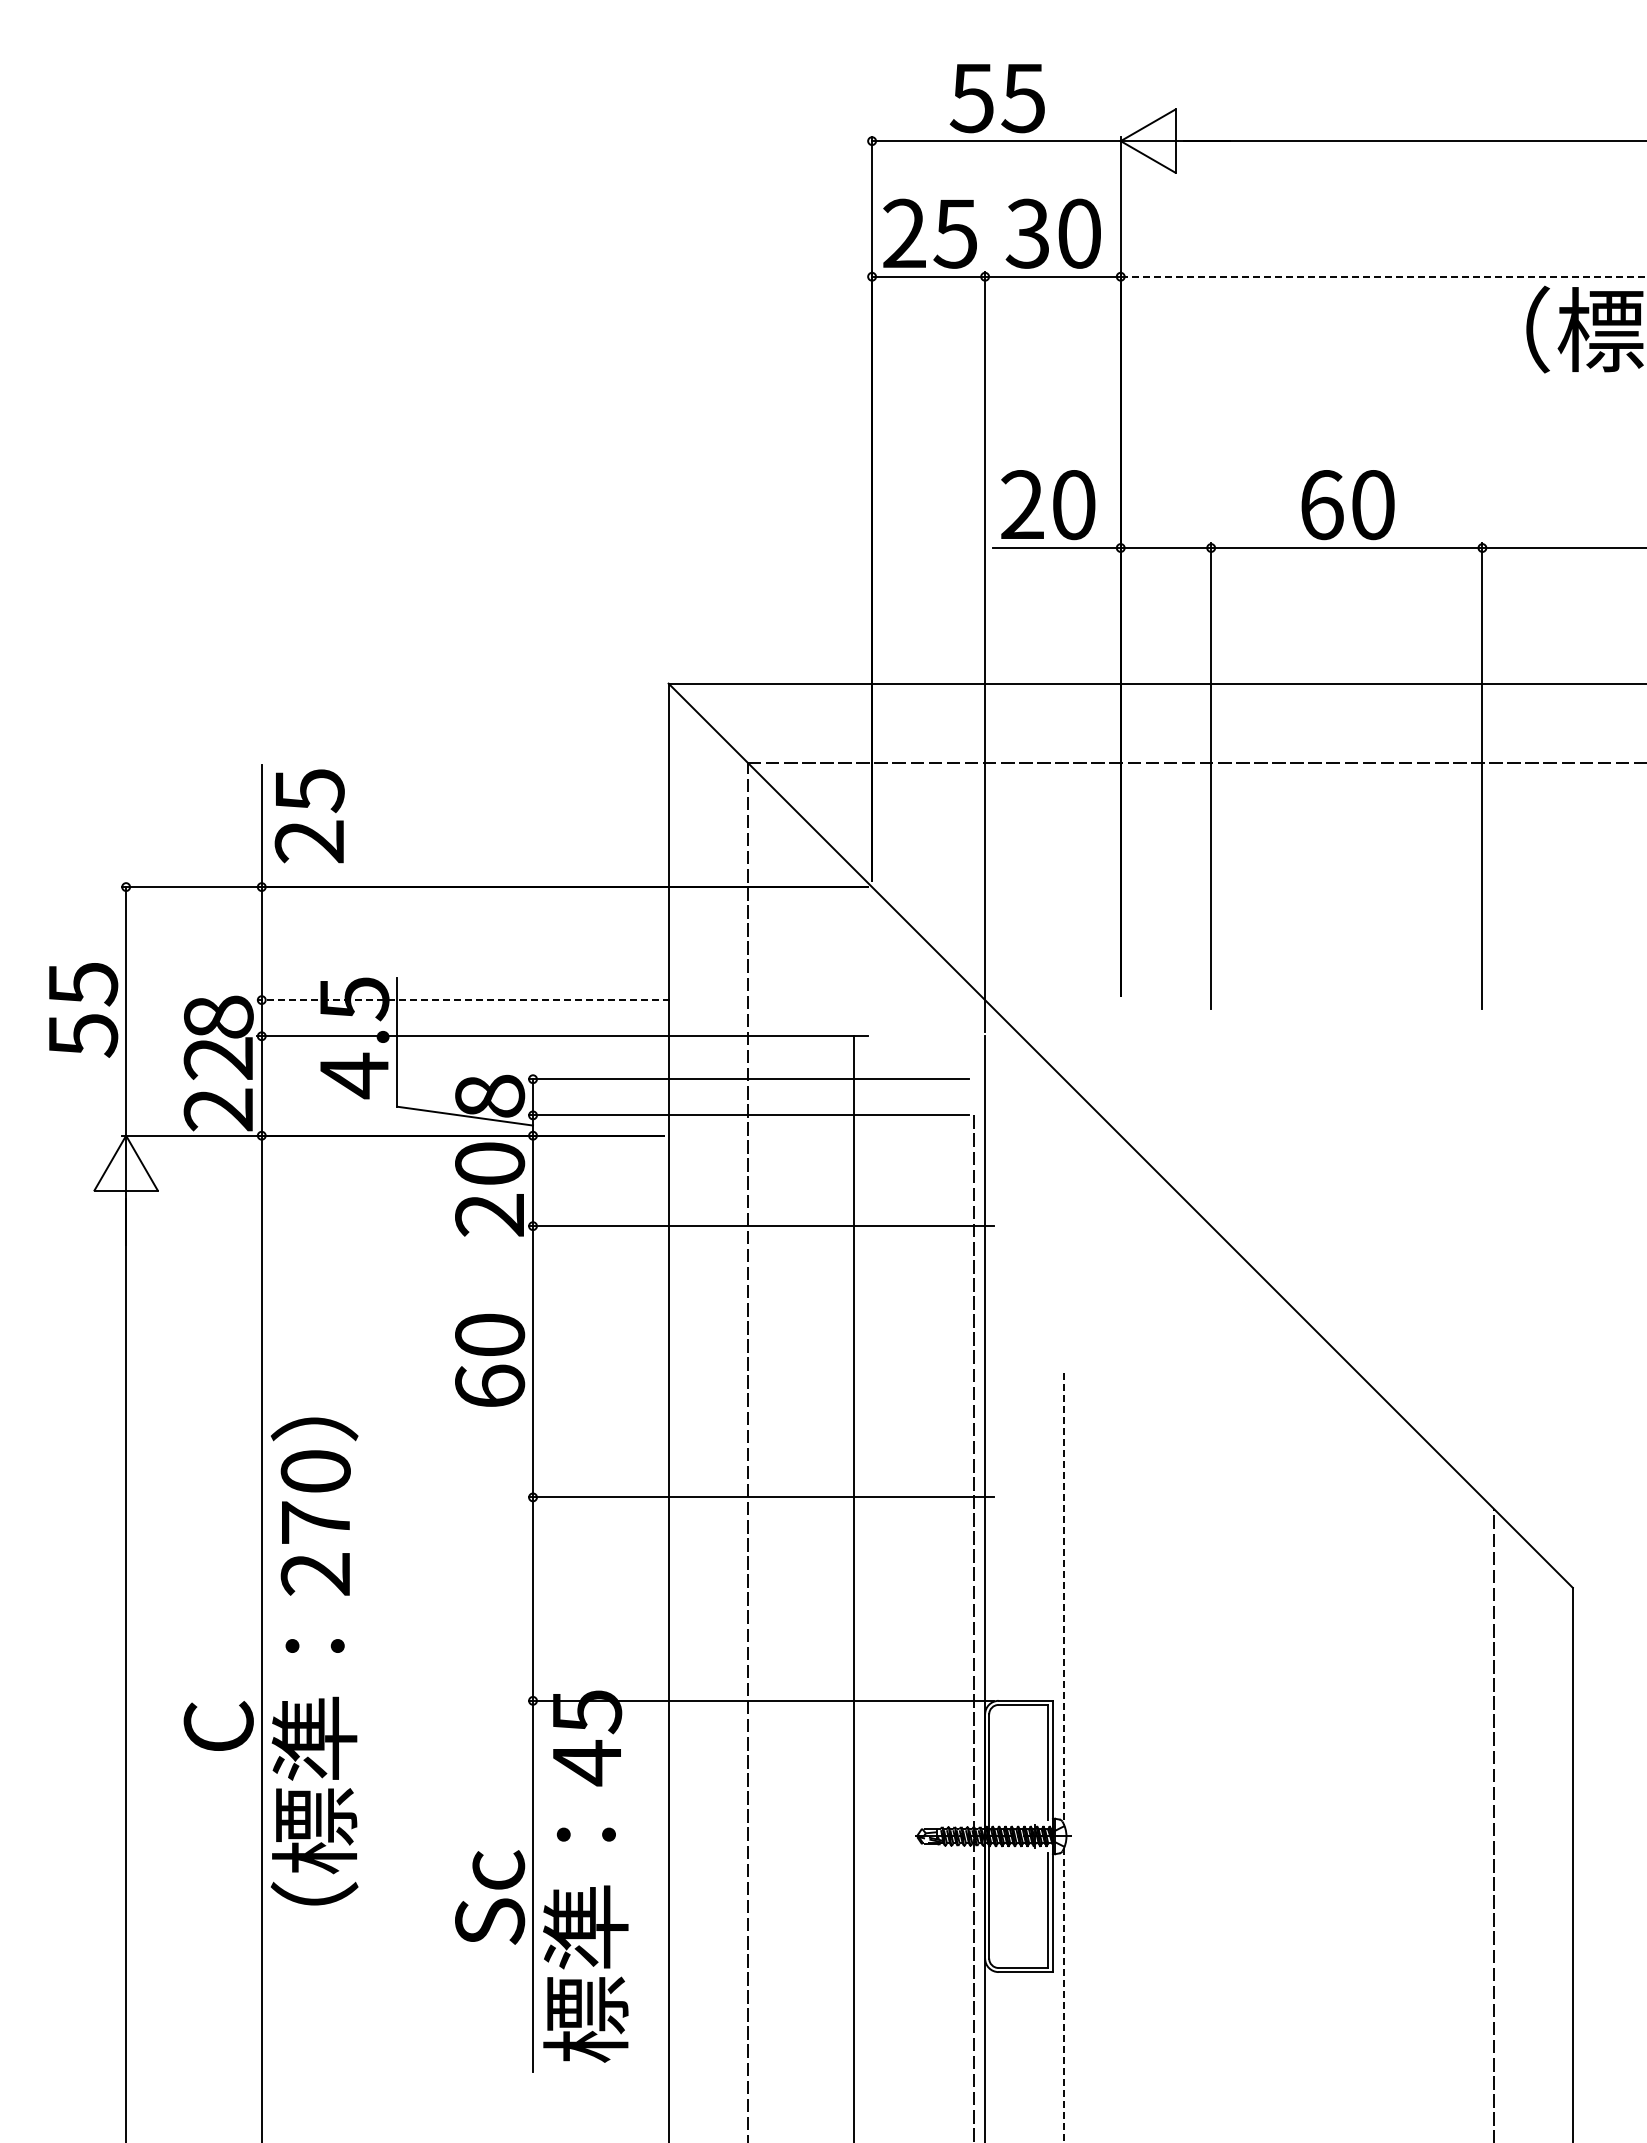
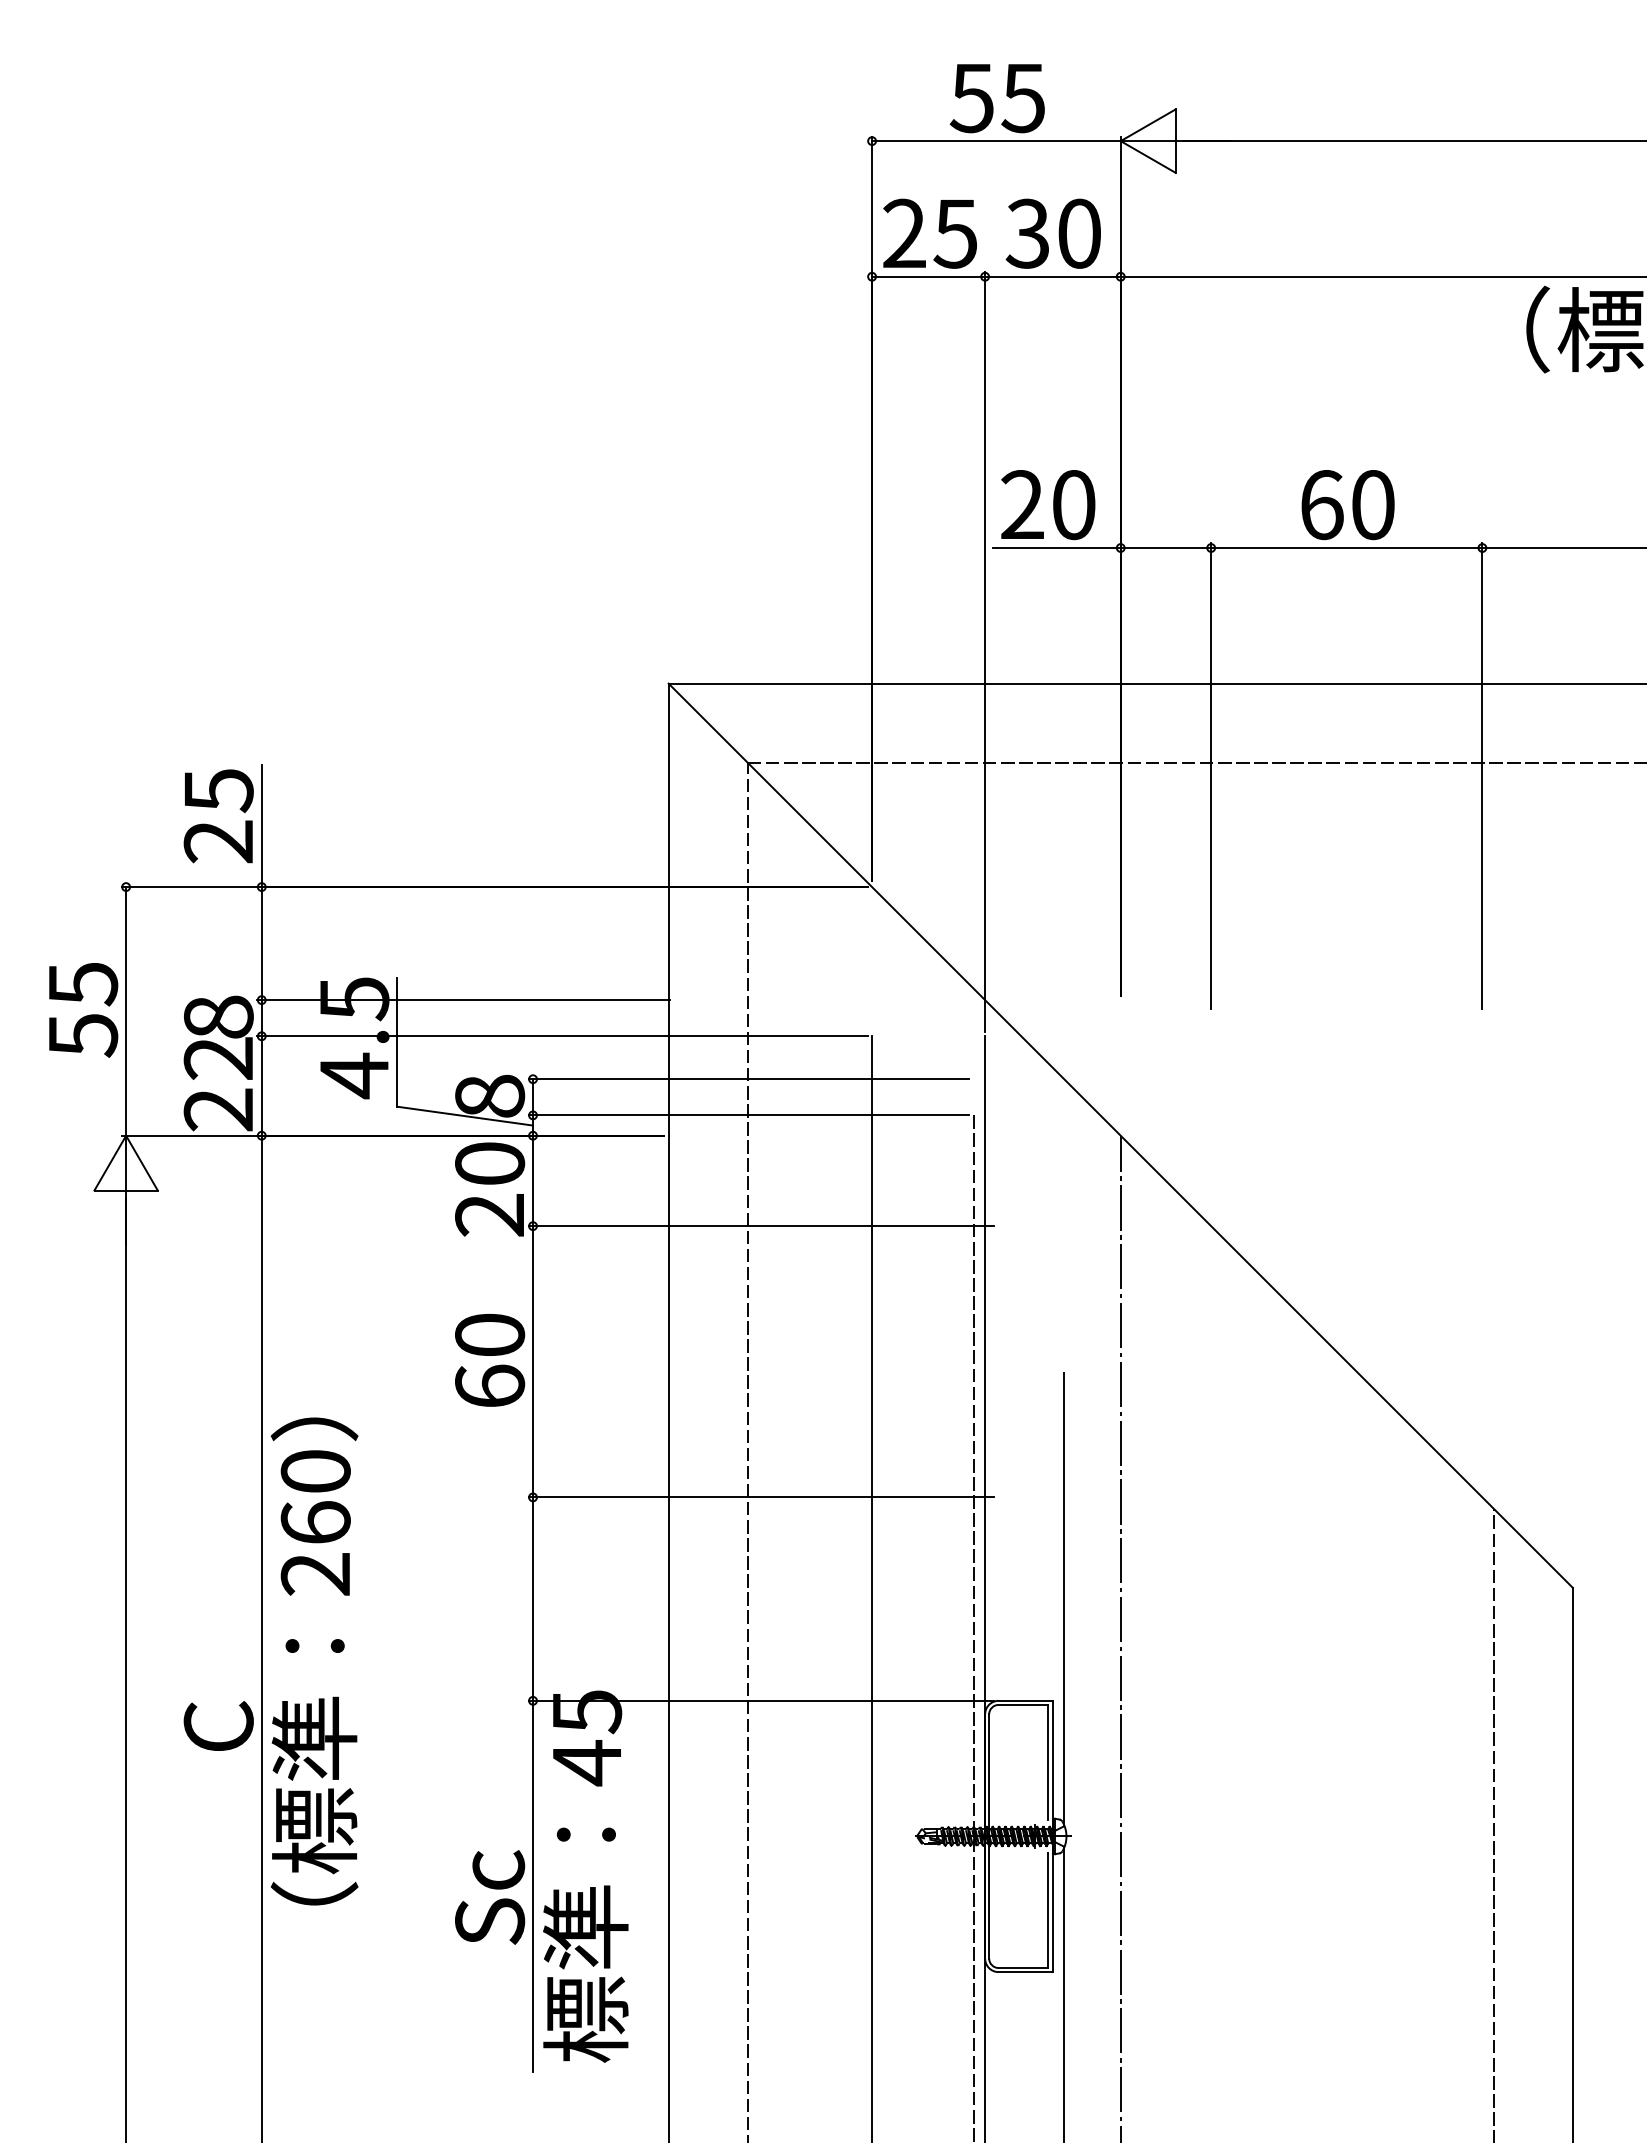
line: dashed -> solid (1383, 276)
text position: (309, 816) -> (218, 816) (218, 816)
line: dashed -> solid (463, 1000)
text: 270 -> 260 (315, 1522)
line position: (854, 1587) -> (872, 1587) (872, 1587)
line: dashed -> solid (1064, 1599)
line: none -> present (1120, 1637)
line: dashed -> solid (1064, 1995)
